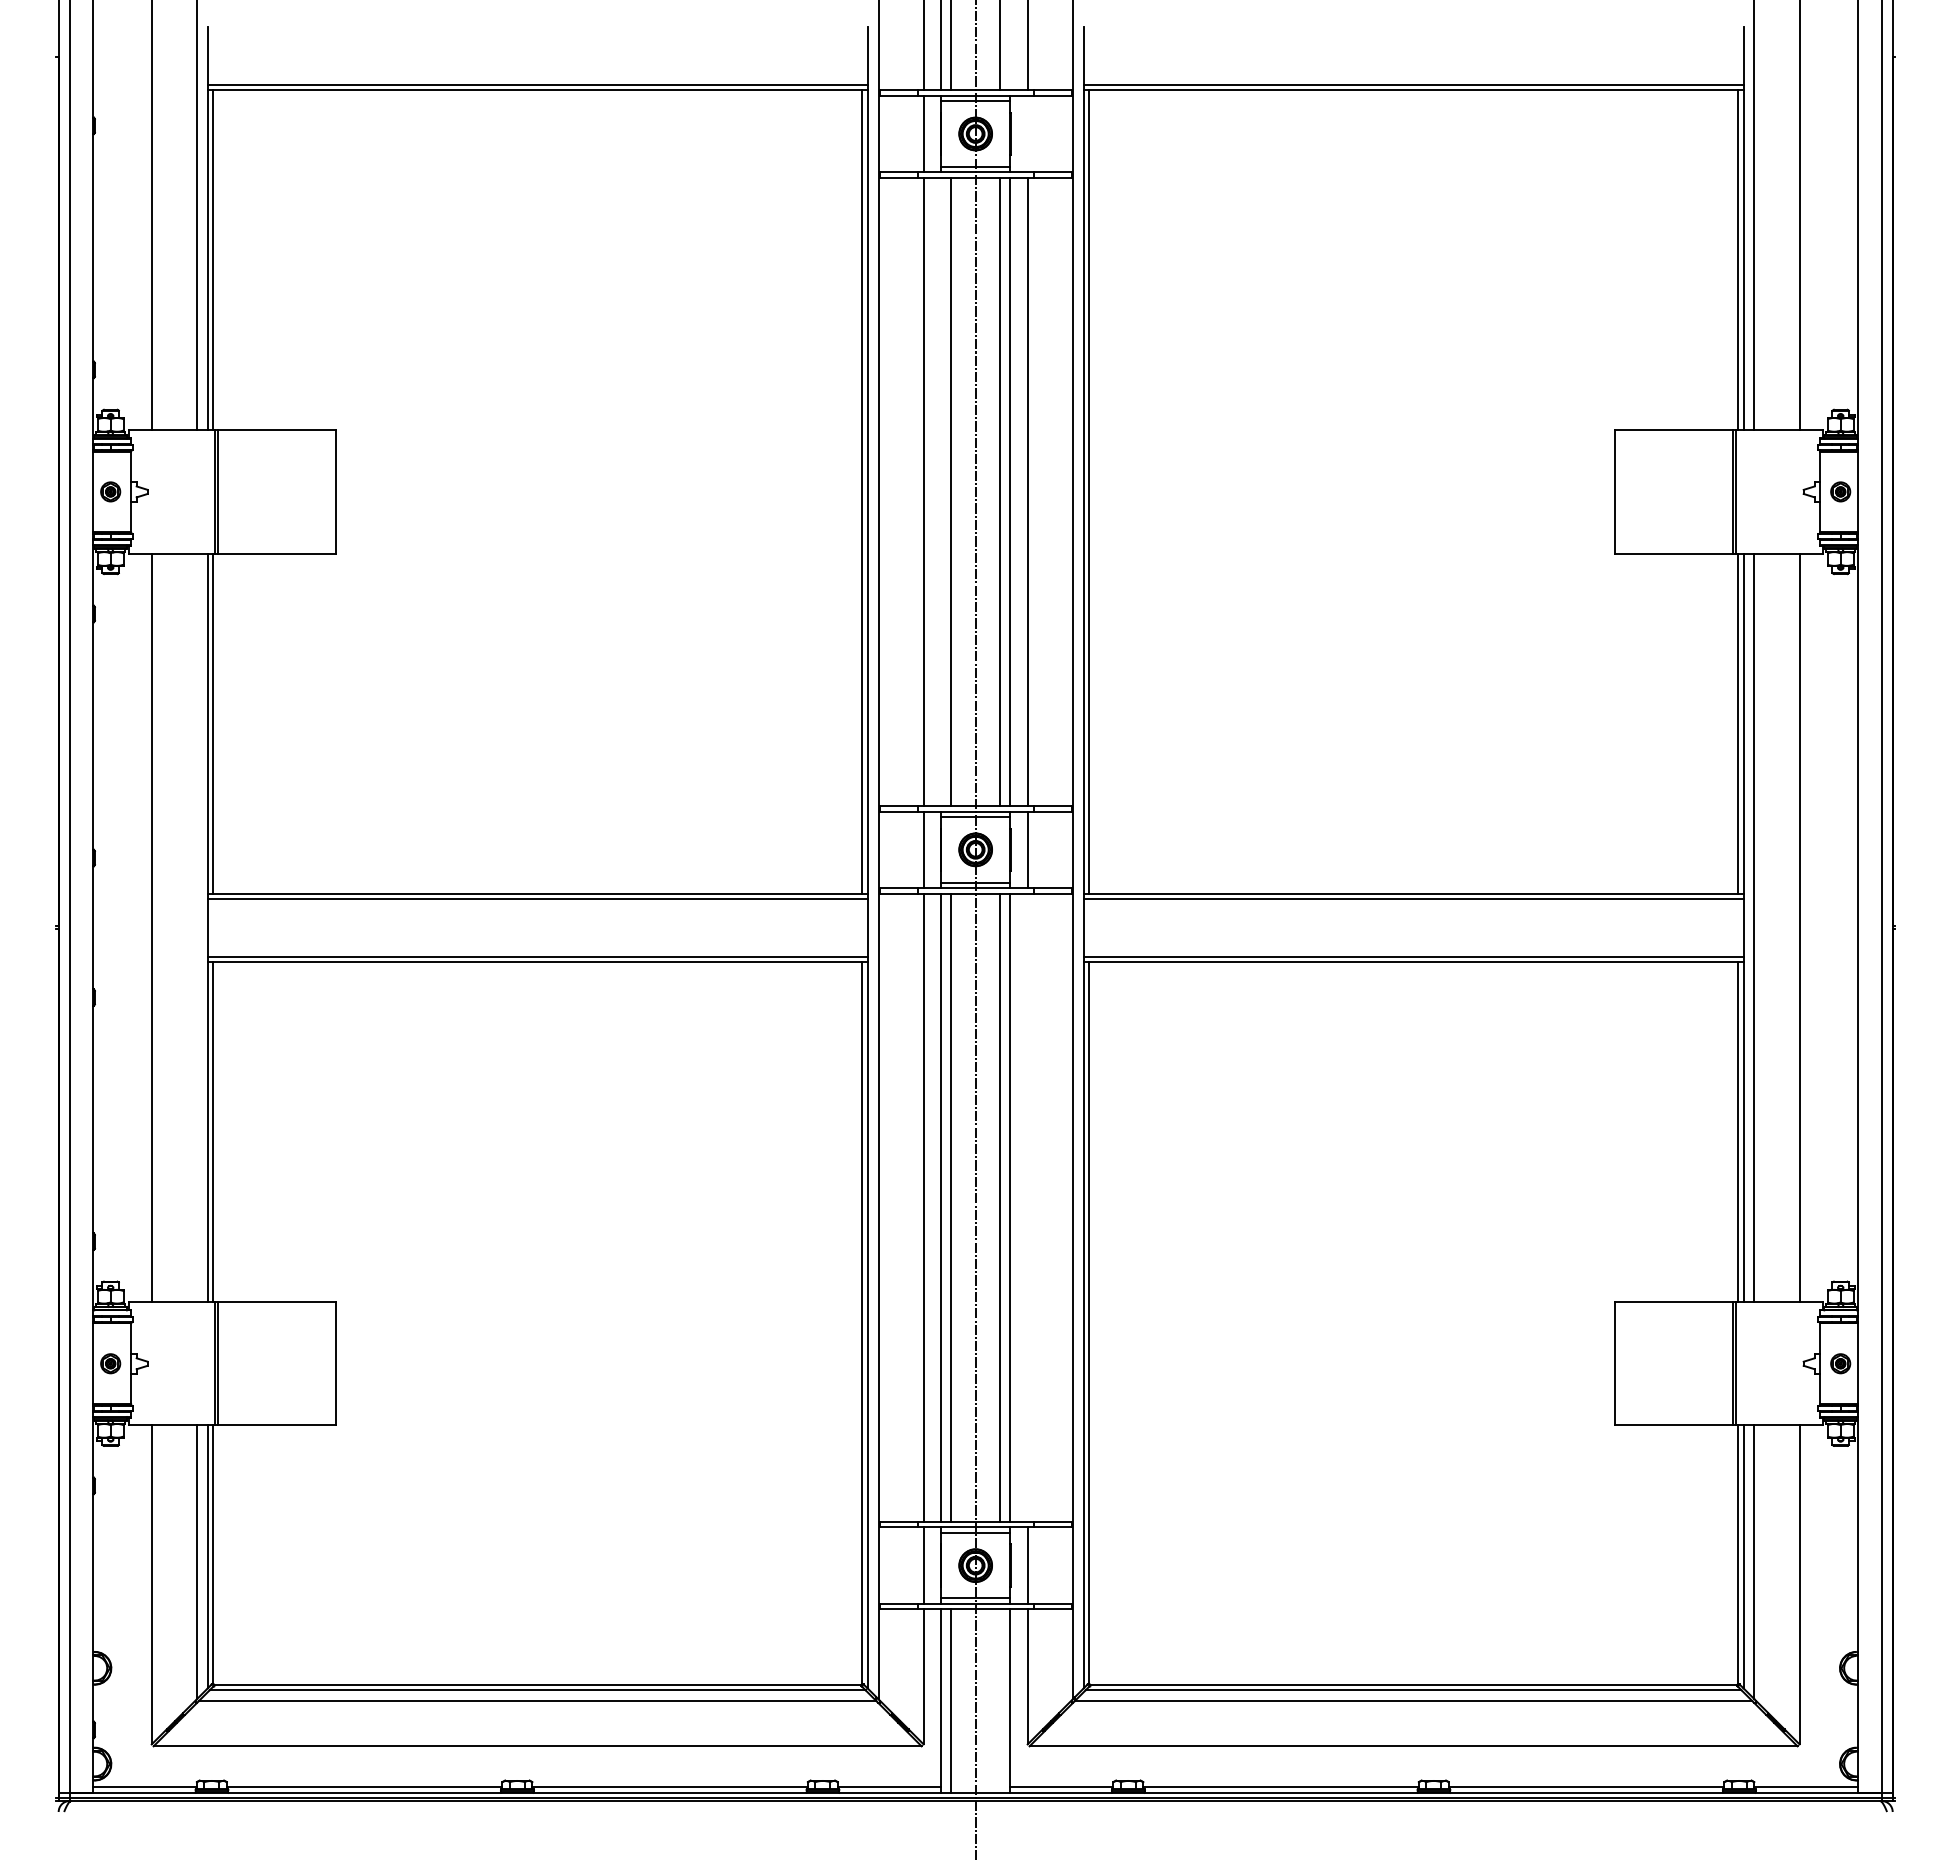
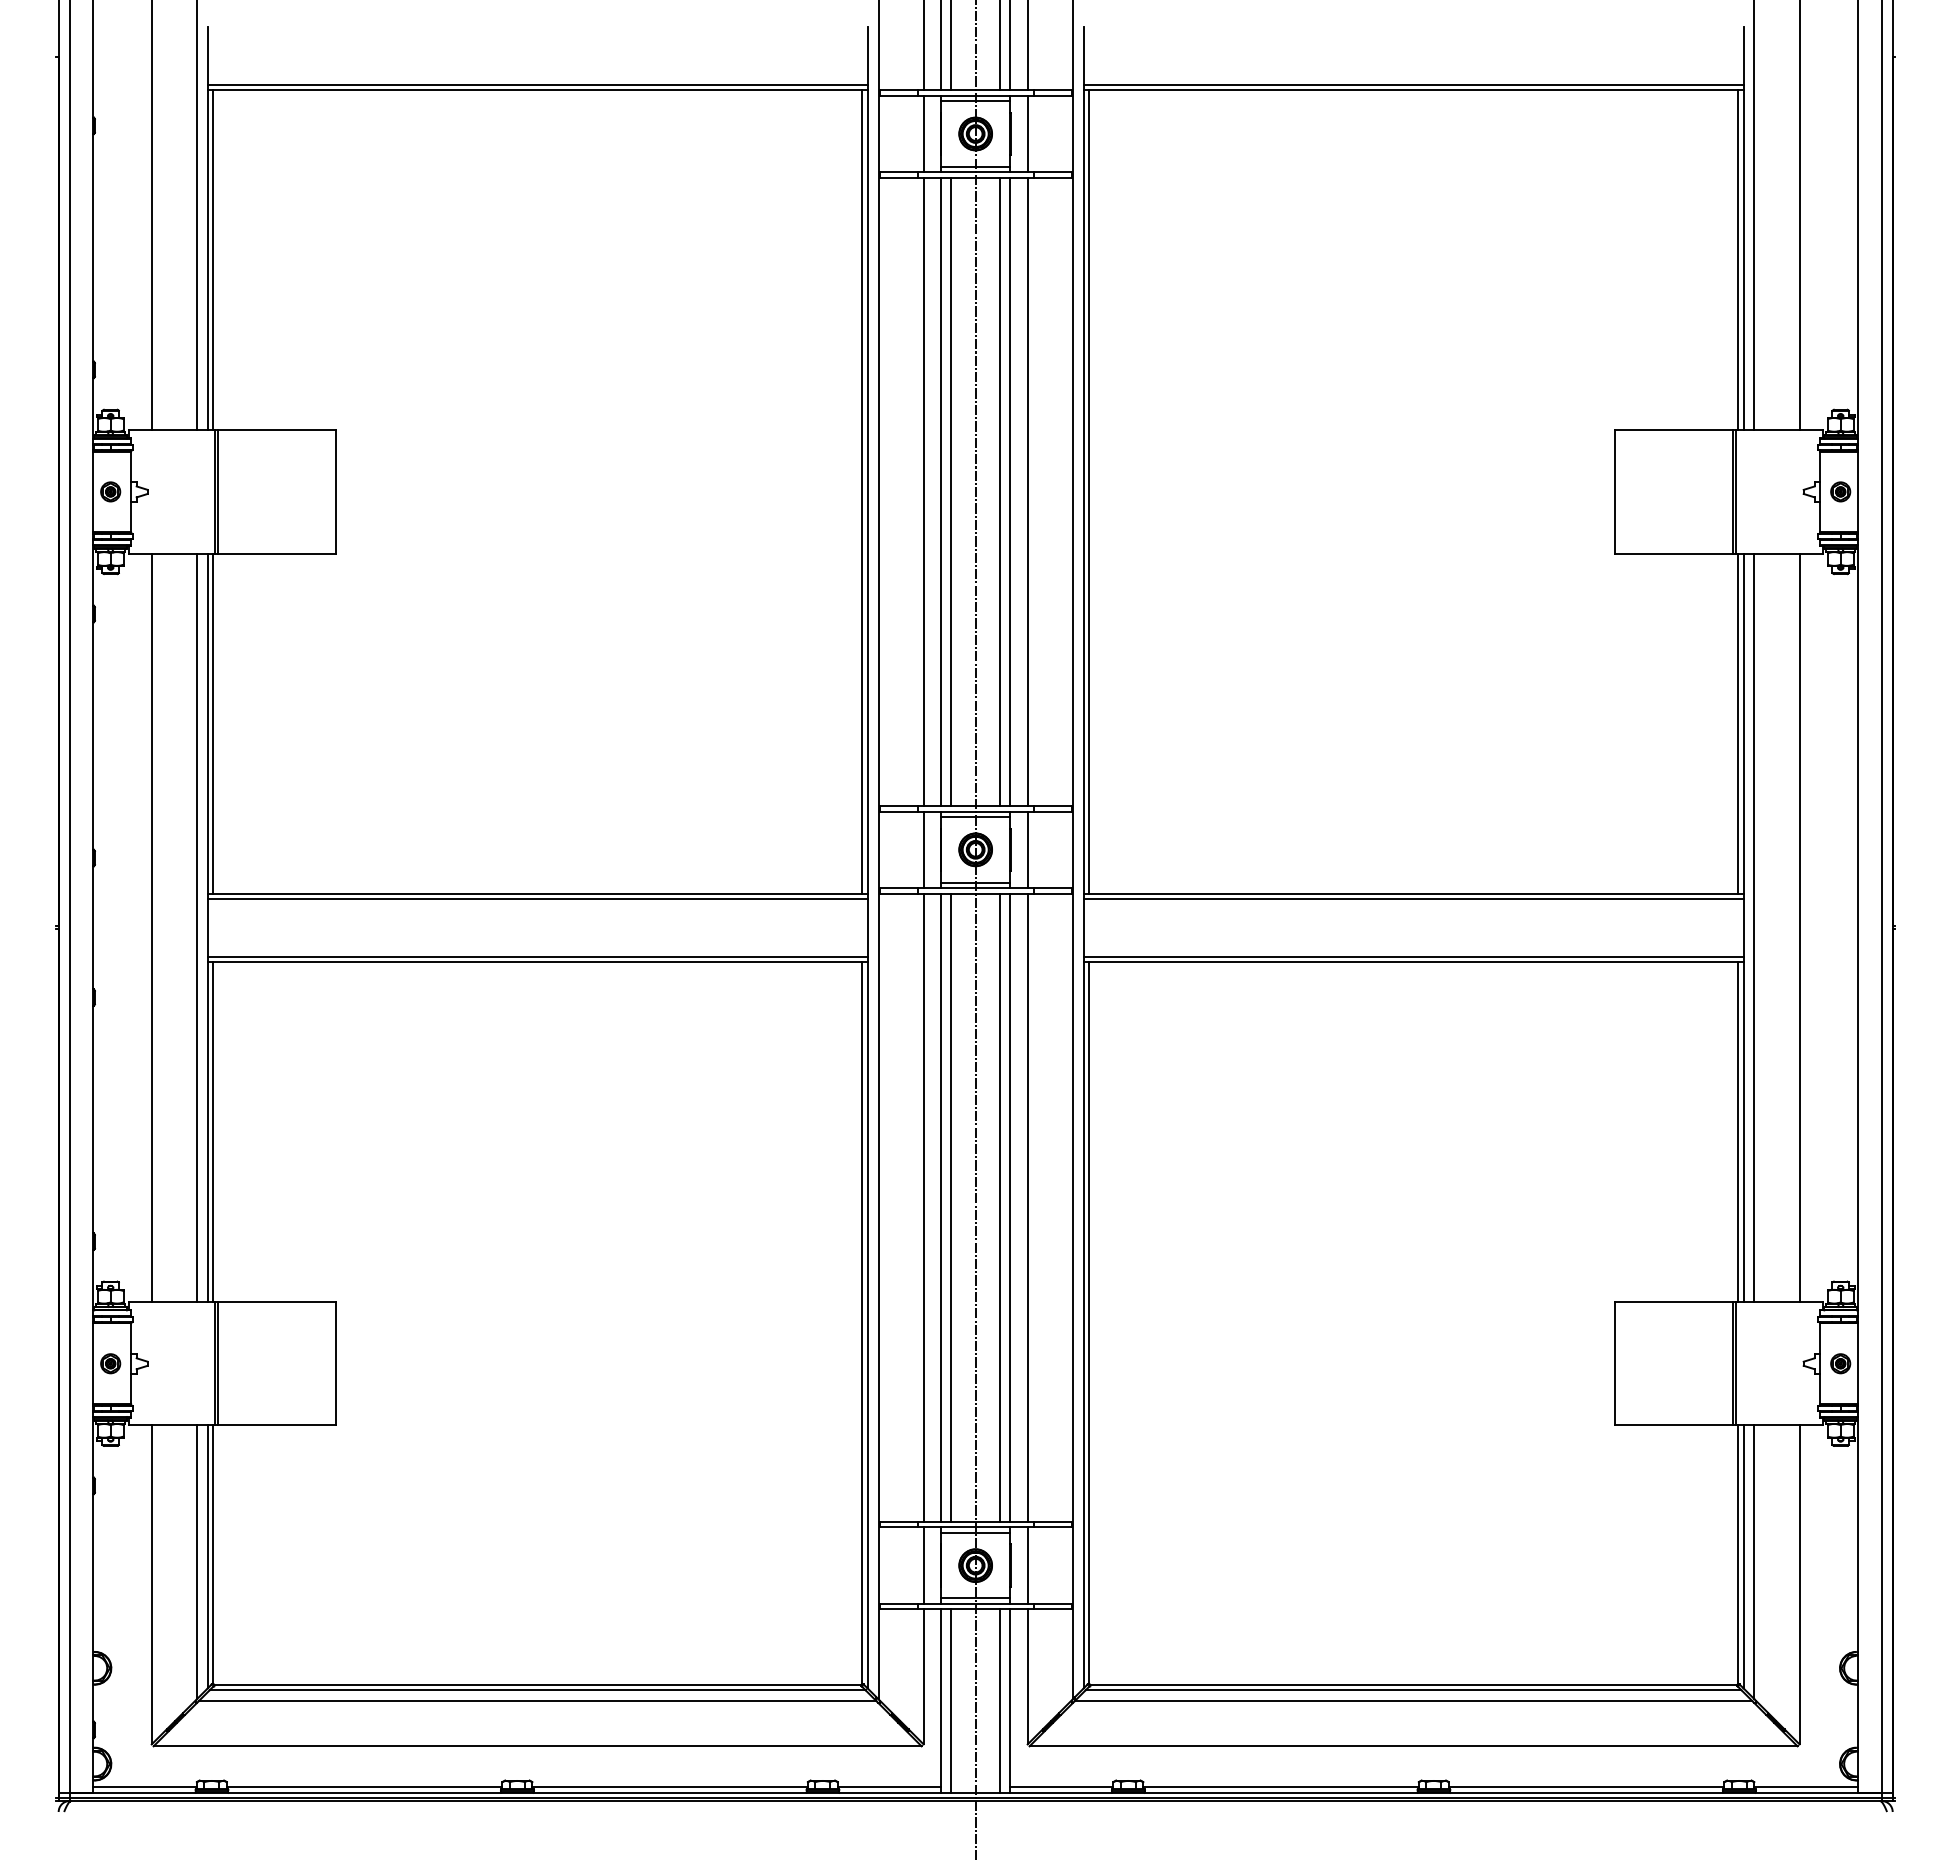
line: none -> present (1009, 46)
line: none -> present (1027, 133)
line: none -> present (941, 491)
line: none -> present (196, 927)
line: none -> present (1027, 1207)
line: none -> present (1000, 1700)
